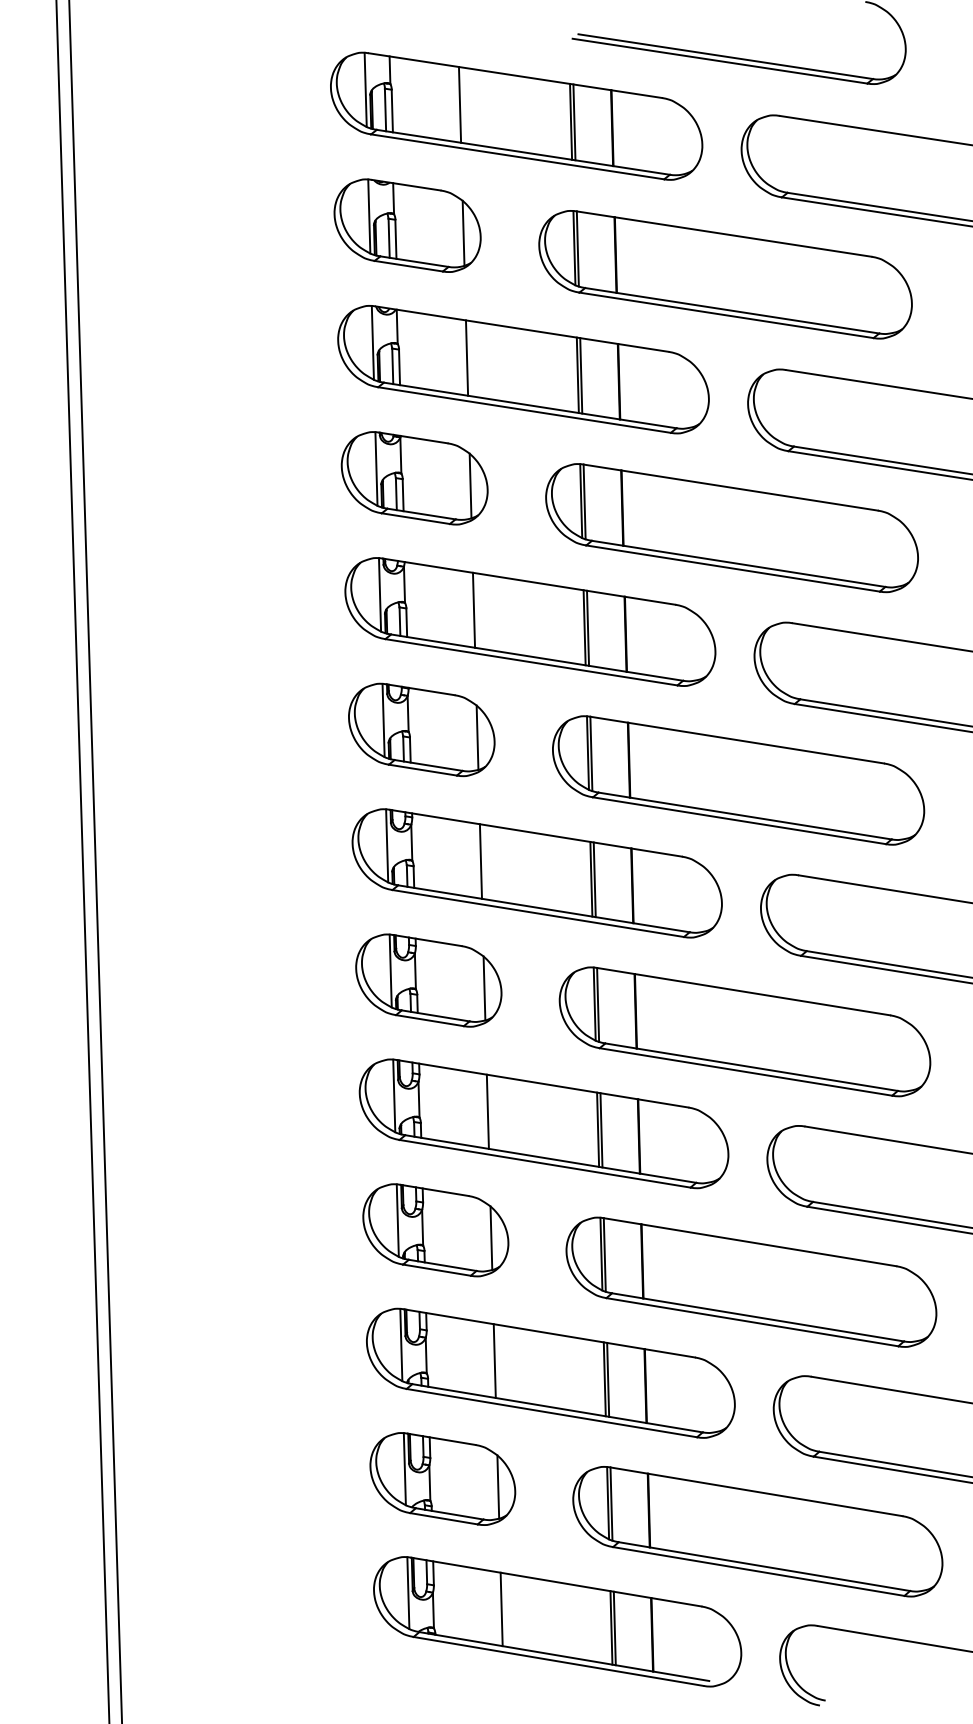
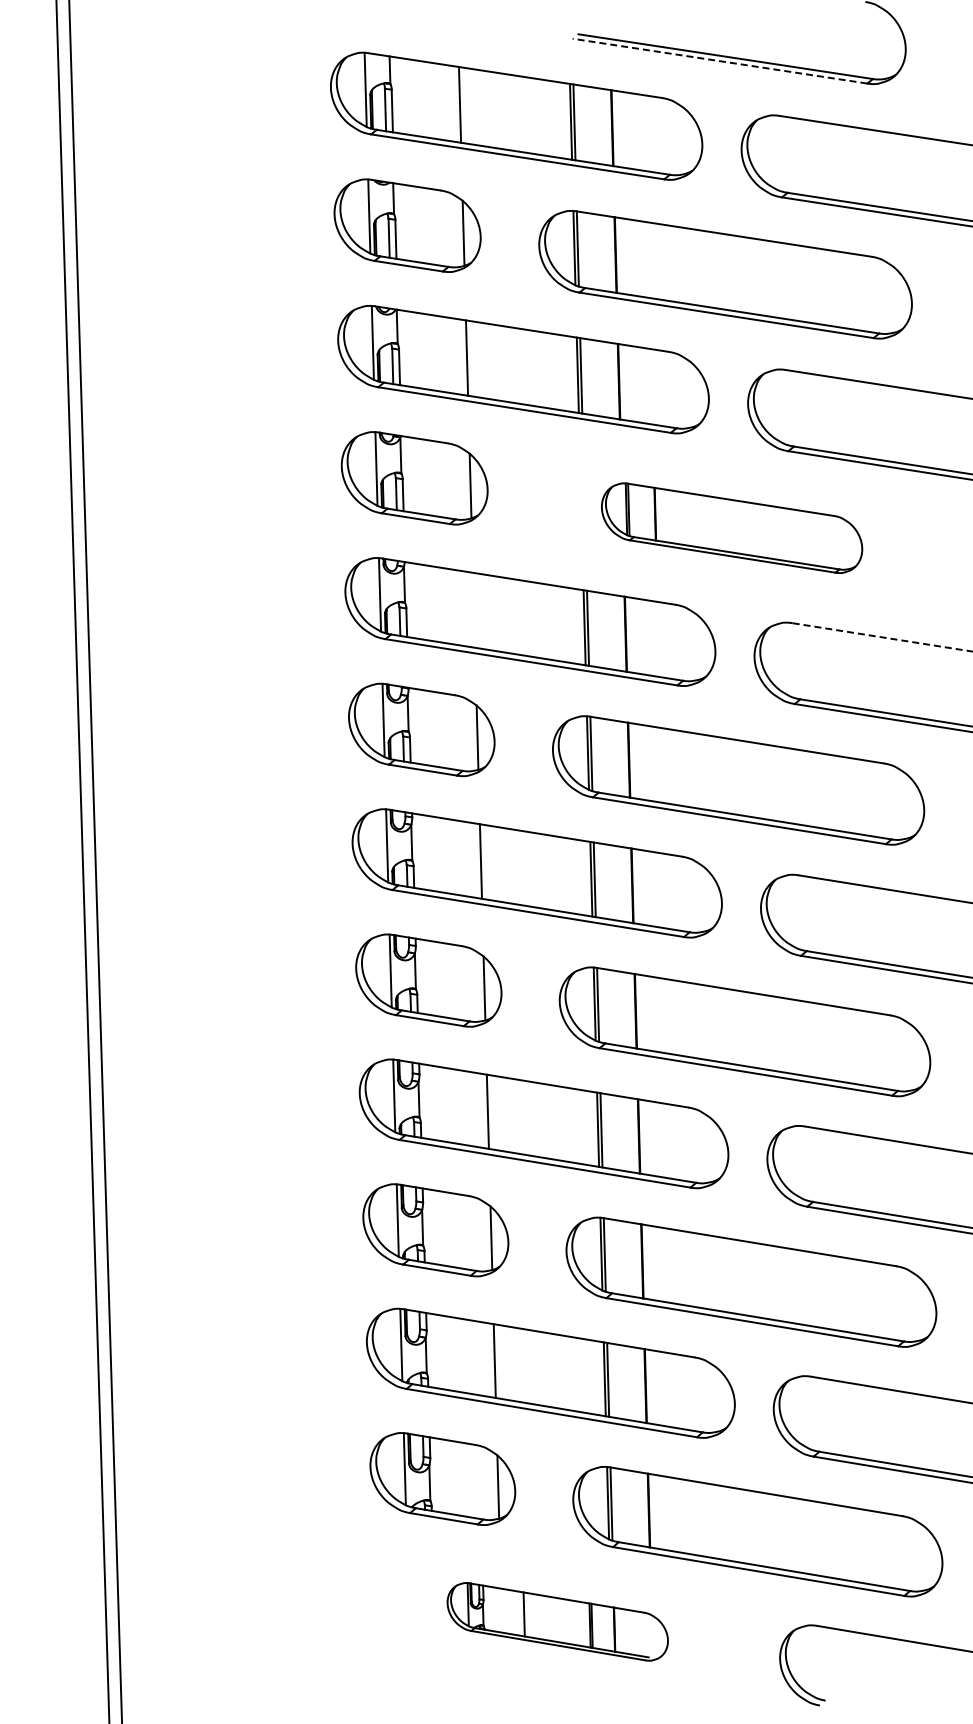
line: solid -> dashed (719, 61)
part size: 374x131 px -> 263x92 px (732, 527)
line: present -> none (473, 609)
line: solid -> dashed (882, 637)
part size: 370x132 px -> 223x80 px (557, 1621)
